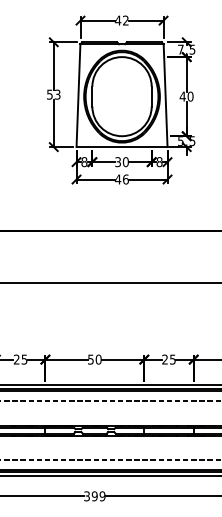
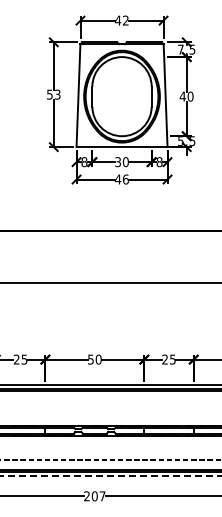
line: present -> none (110, 400)
line: solid -> dashed (111, 476)
text: 399 -> 207 (94, 496)
